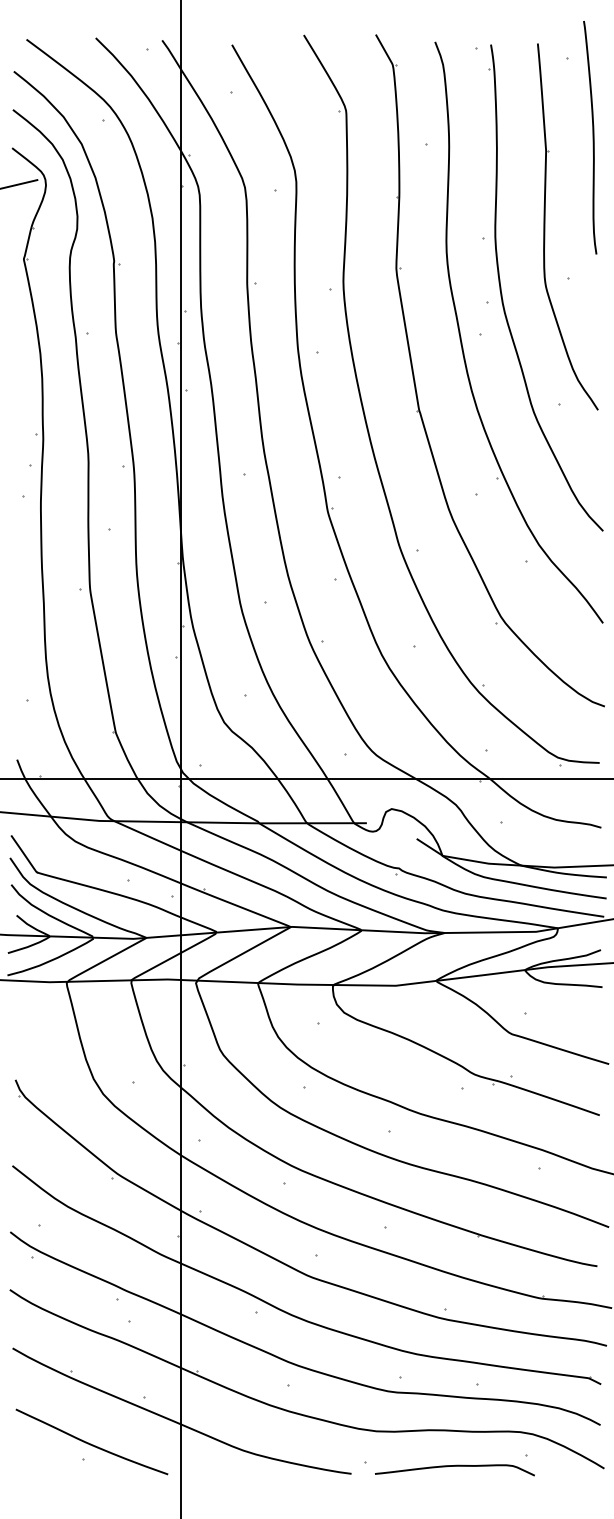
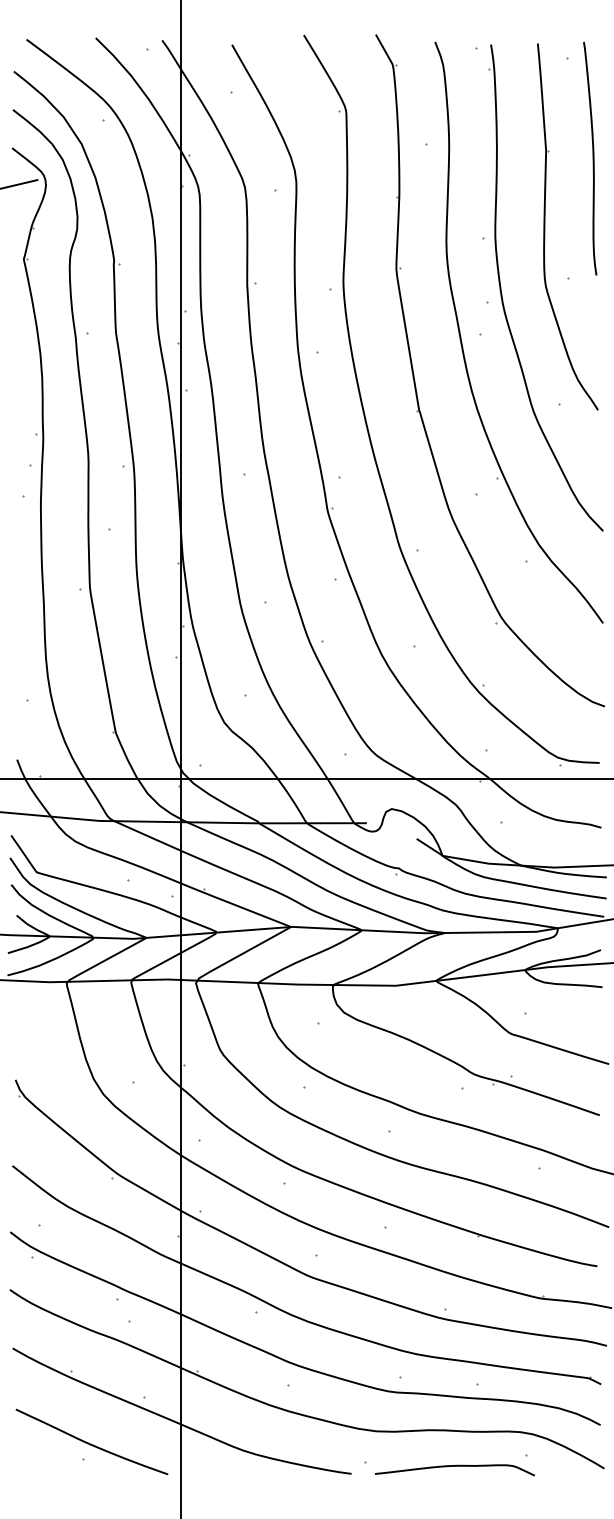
curve position: (592, 137) -> (592, 158) (592, 158)
